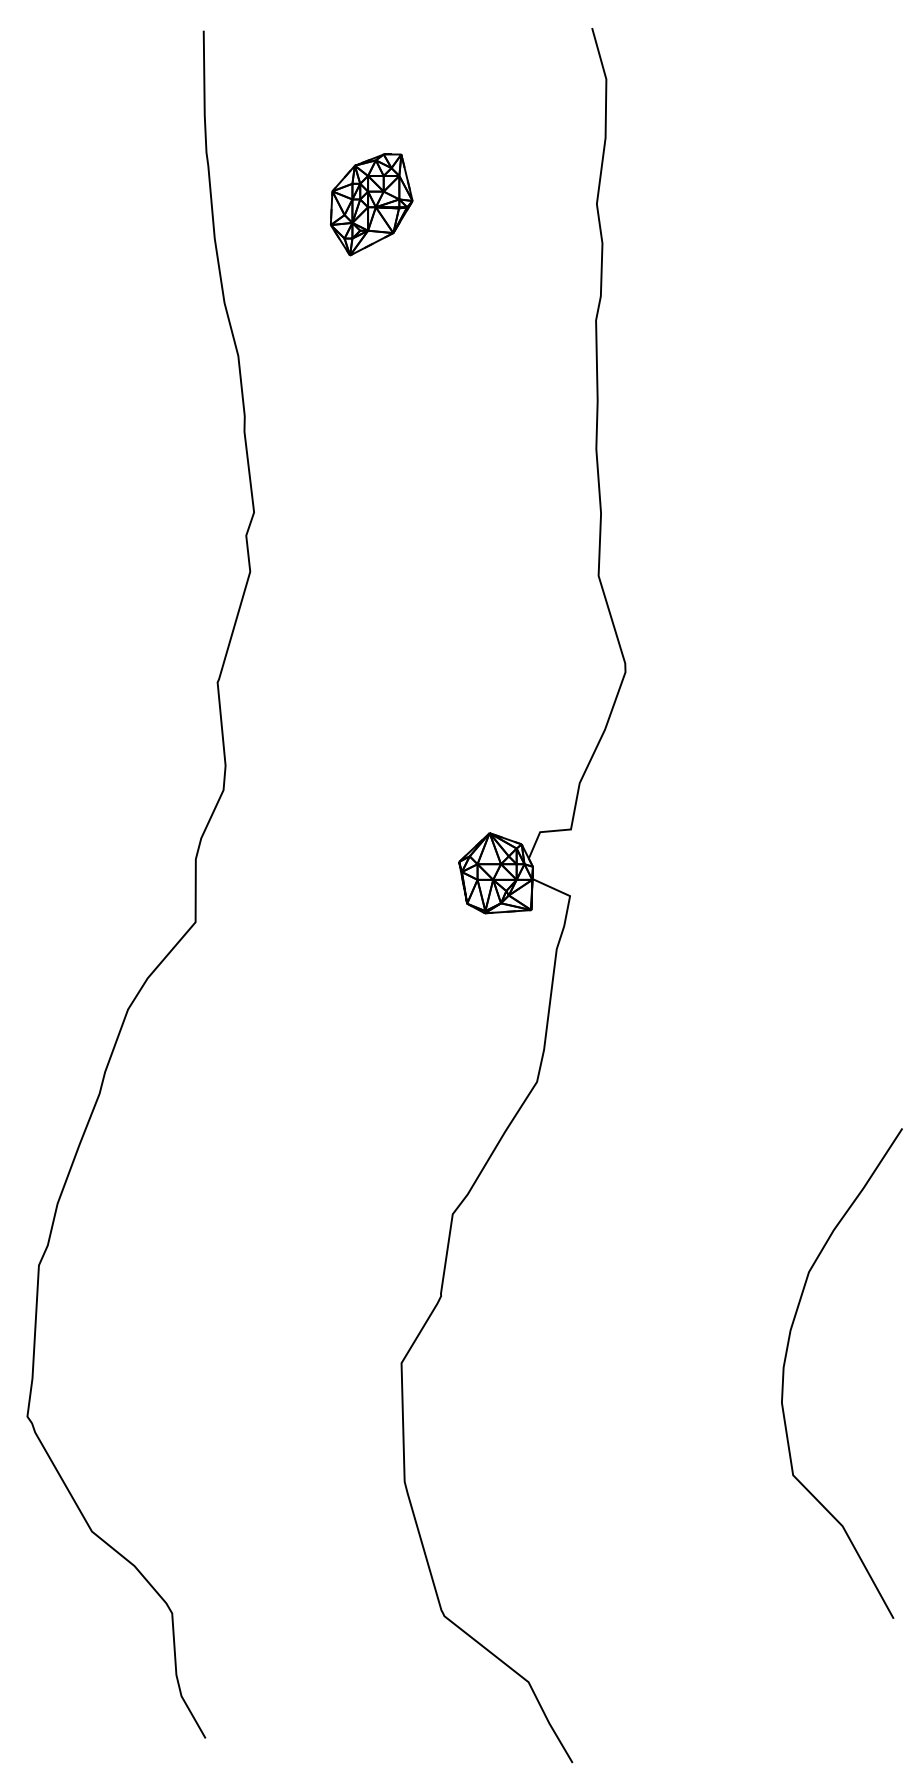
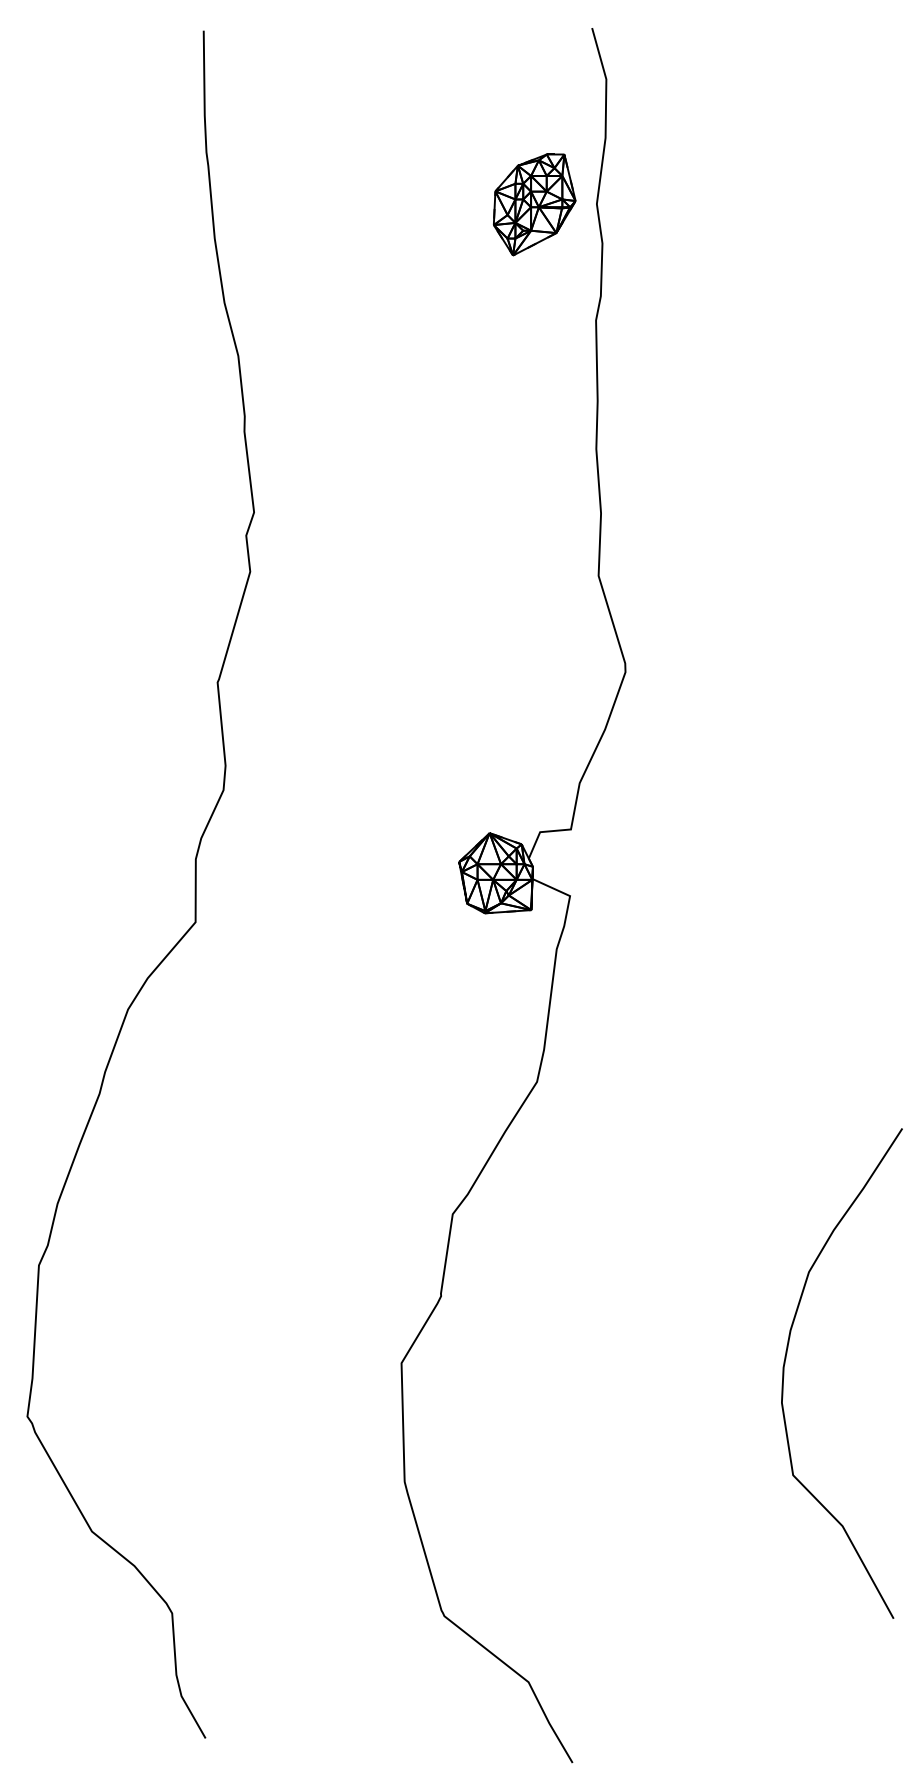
part position: (371, 204) -> (534, 204) (534, 204)
